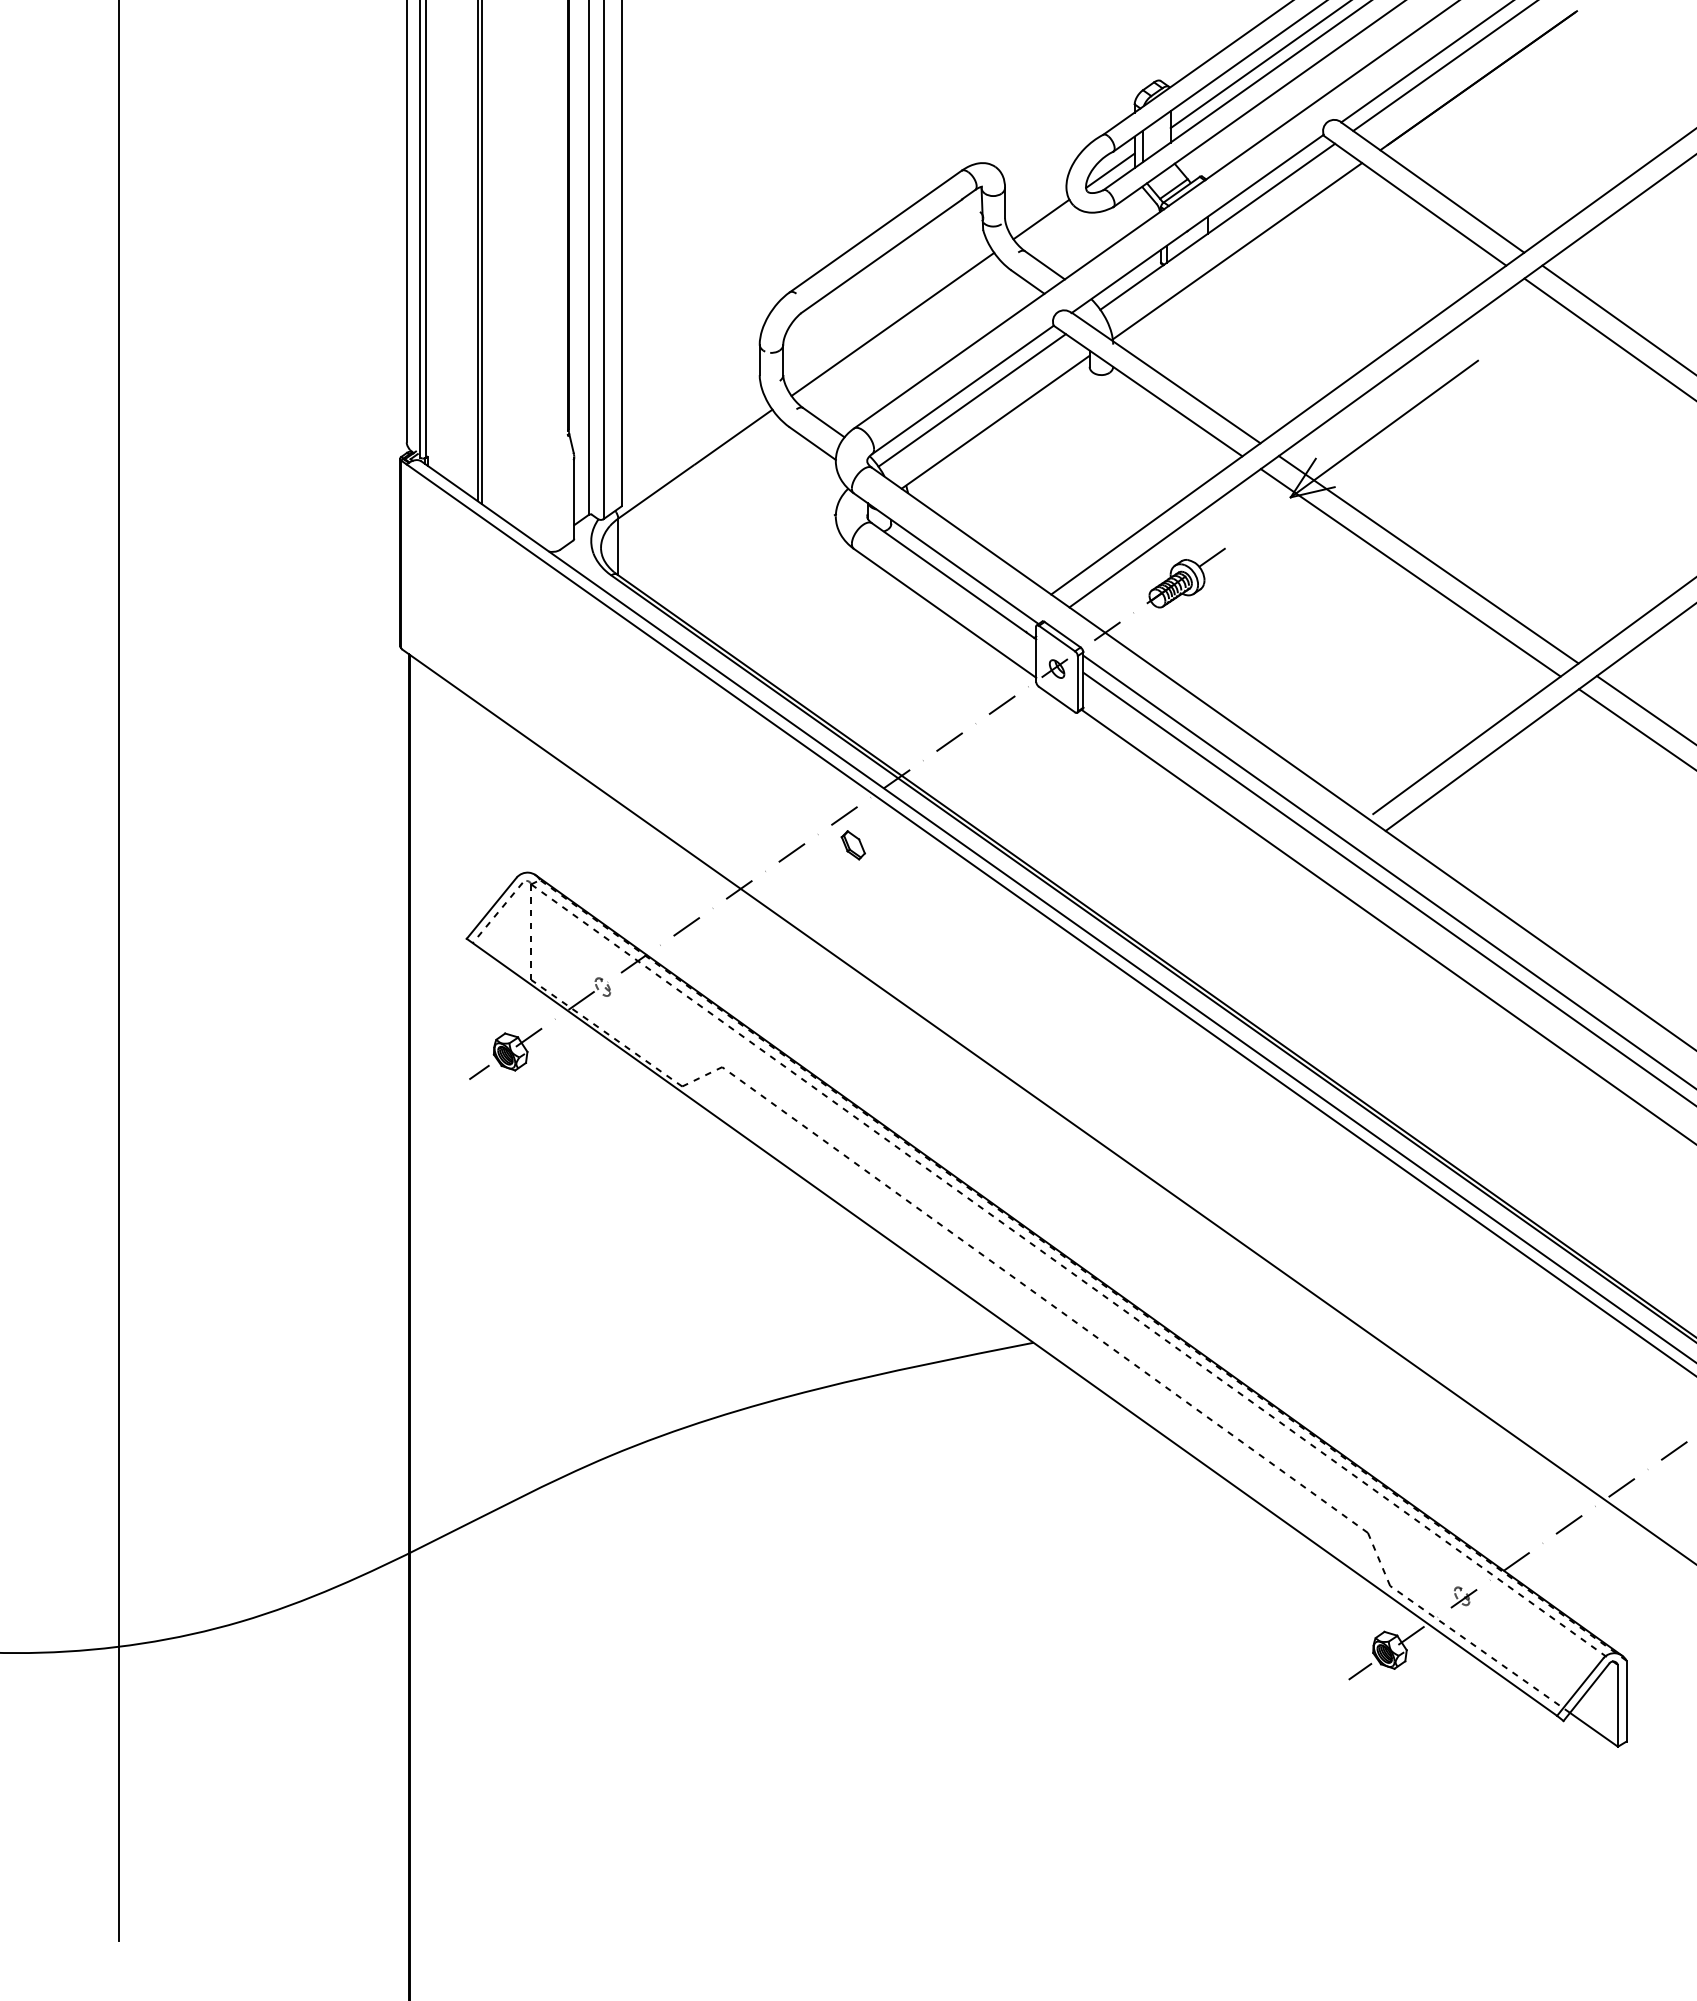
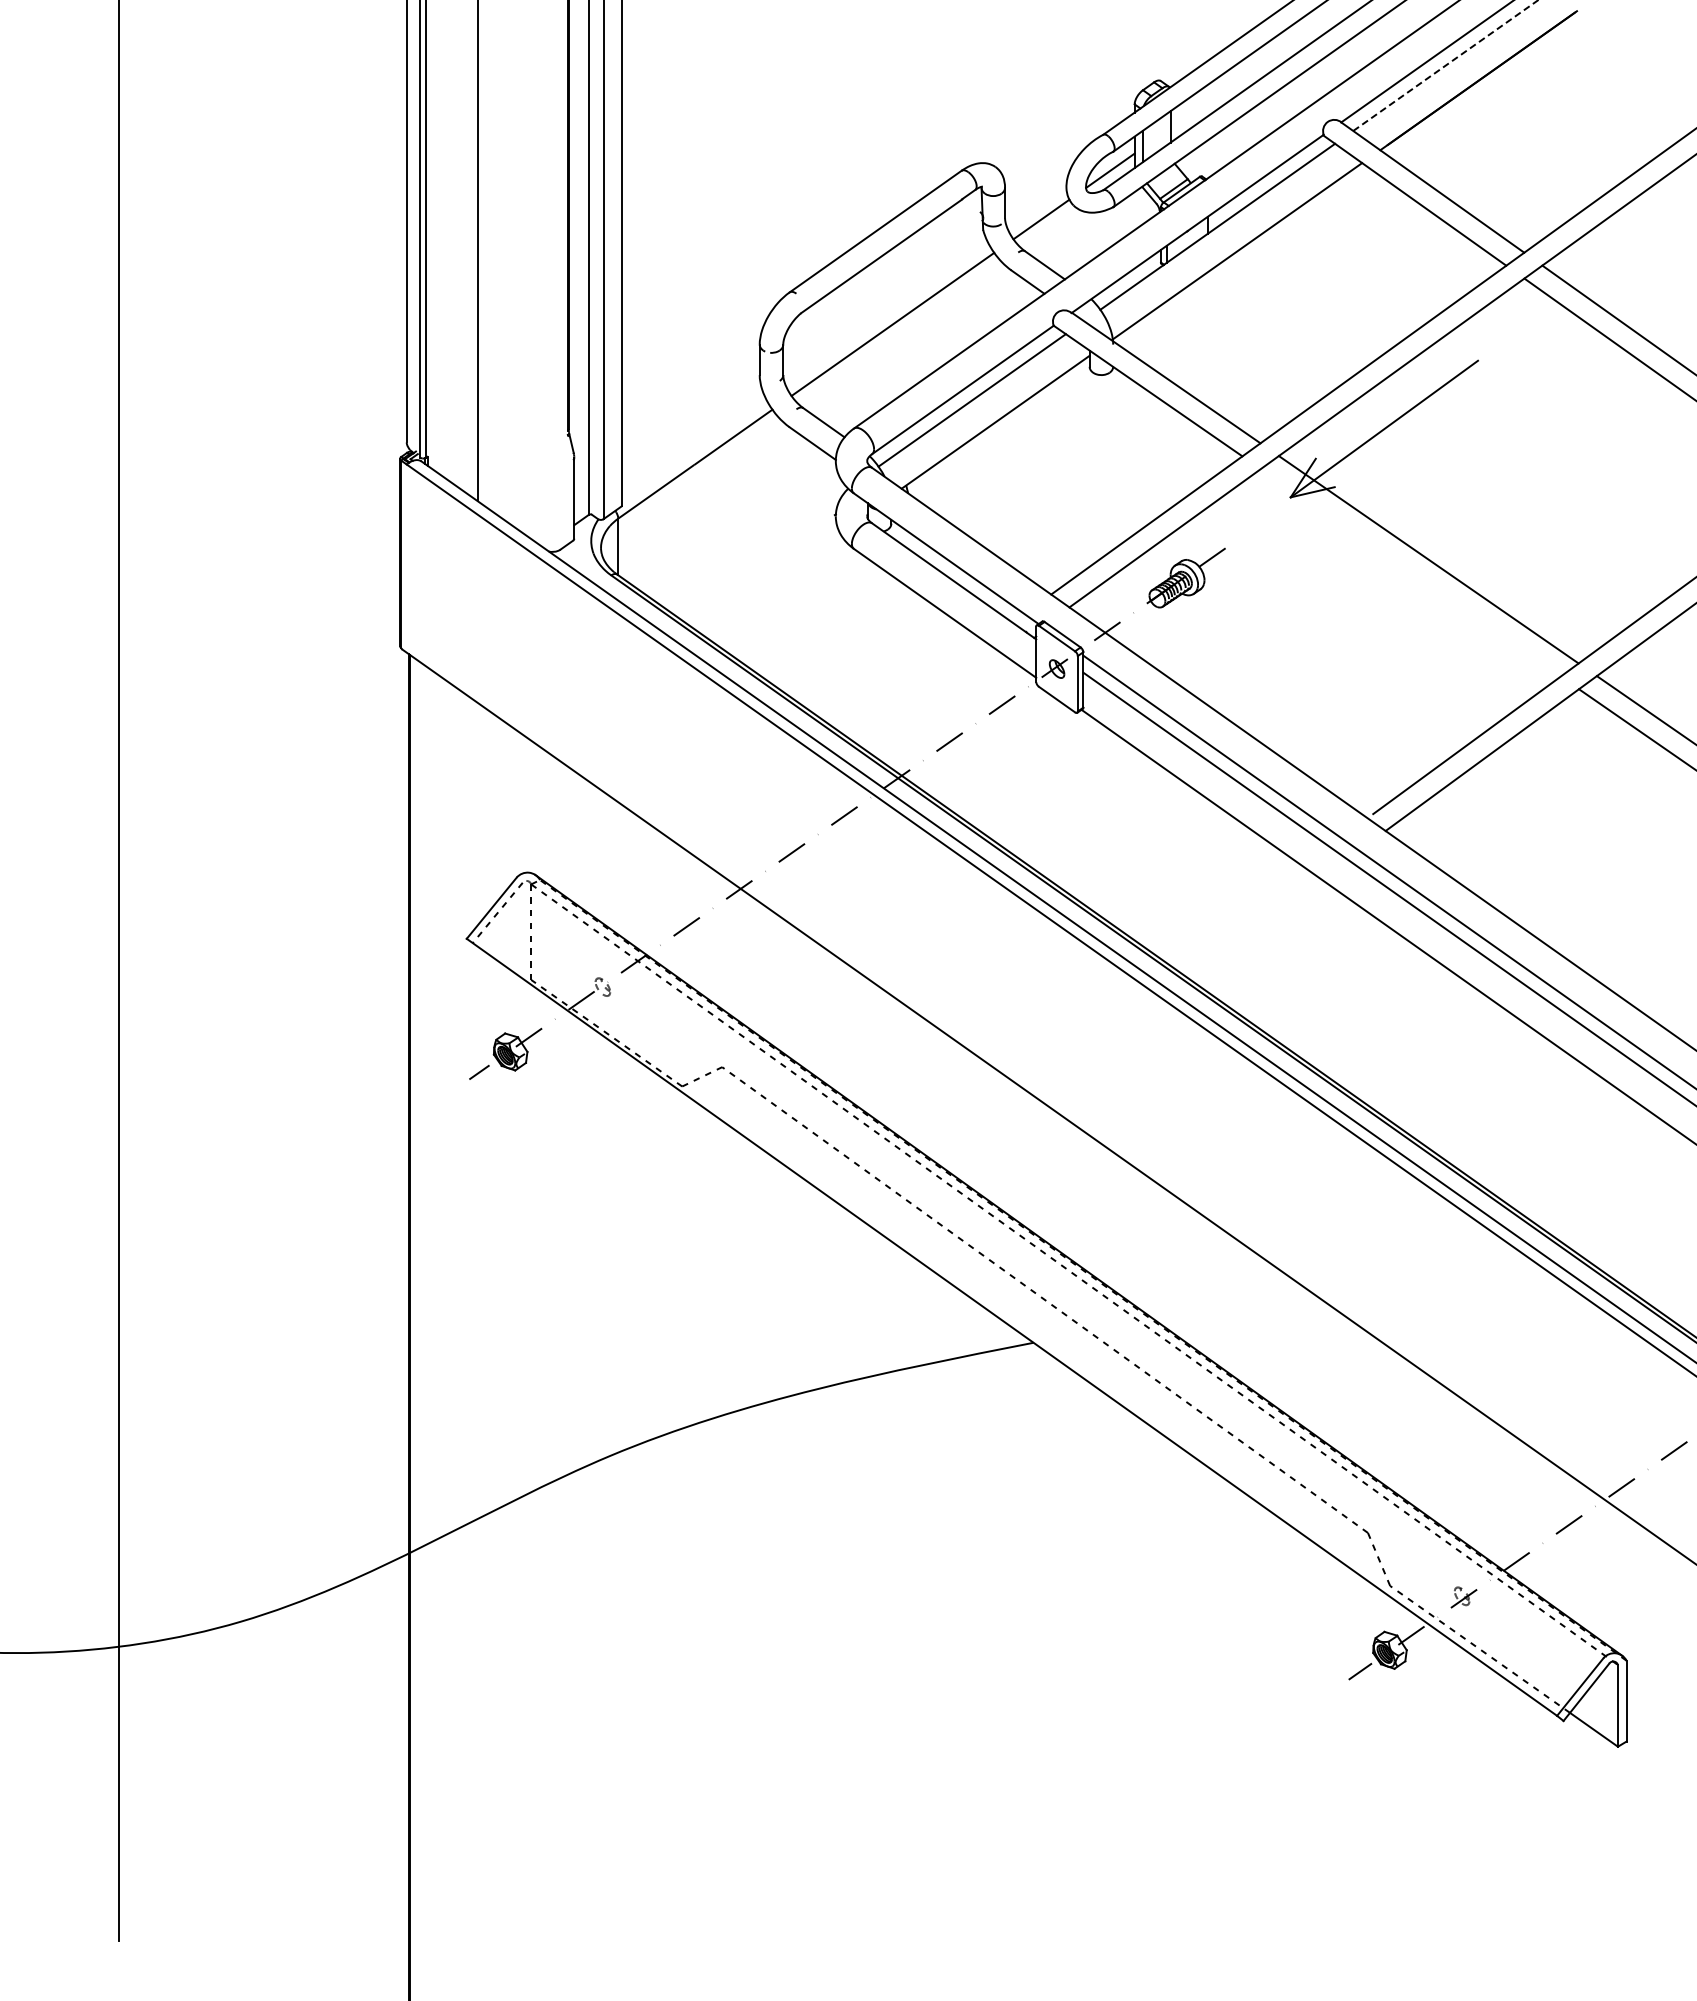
line: present -> none (1259, 65)
line: solid -> dashed (1446, 65)
line: present -> none (481, 252)
line: present -> none (1410, 572)
part: present -> none (852, 845)
